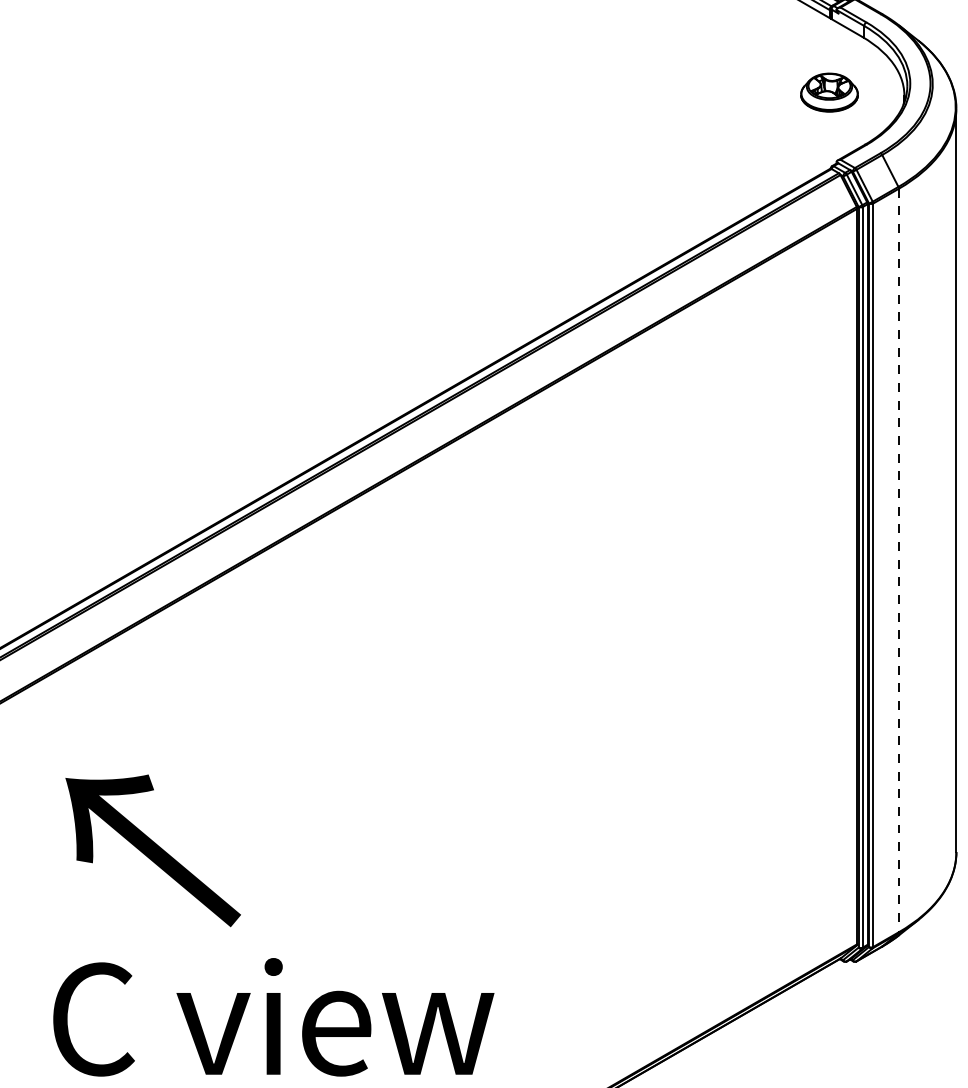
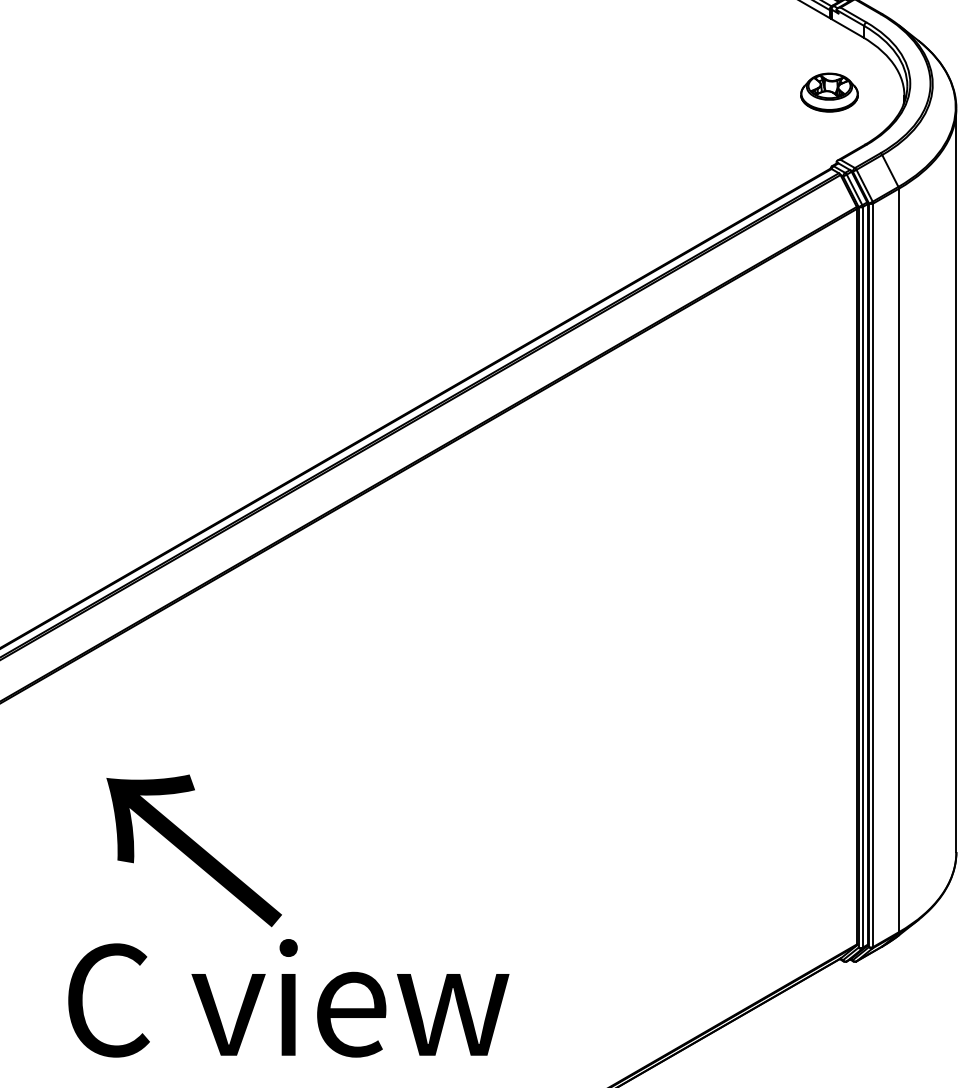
line: dashed -> solid (898, 560)
text position: (152, 850) -> (193, 850) (193, 850)
text position: (273, 1017) -> (288, 998) (288, 998)
